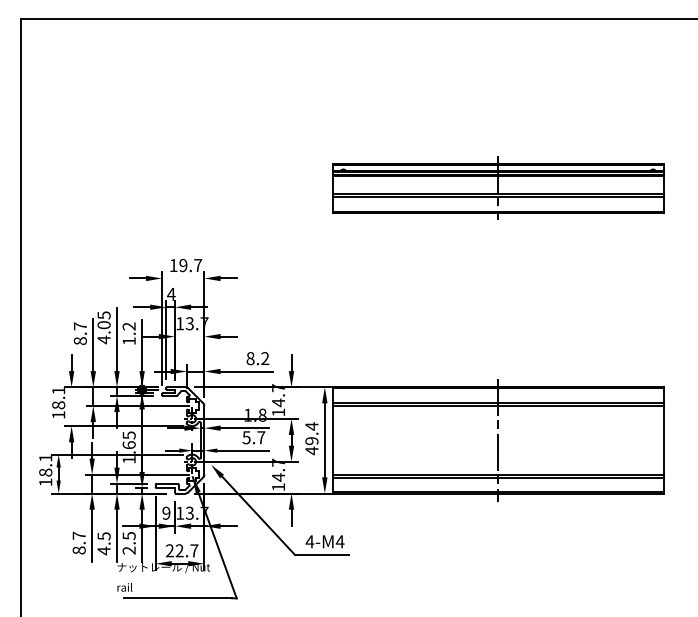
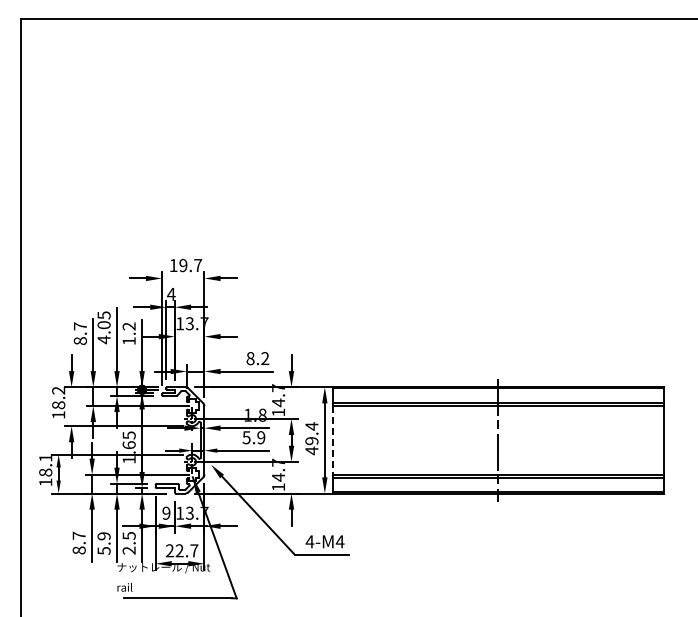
part: present -> none (498, 187)
text: 18.1 -> 18.2 (58, 390)
text: 5.7 -> 5.9 (261, 437)
line: solid -> dashed (332, 440)
text: 4.5 -> 5.9 (103, 543)
